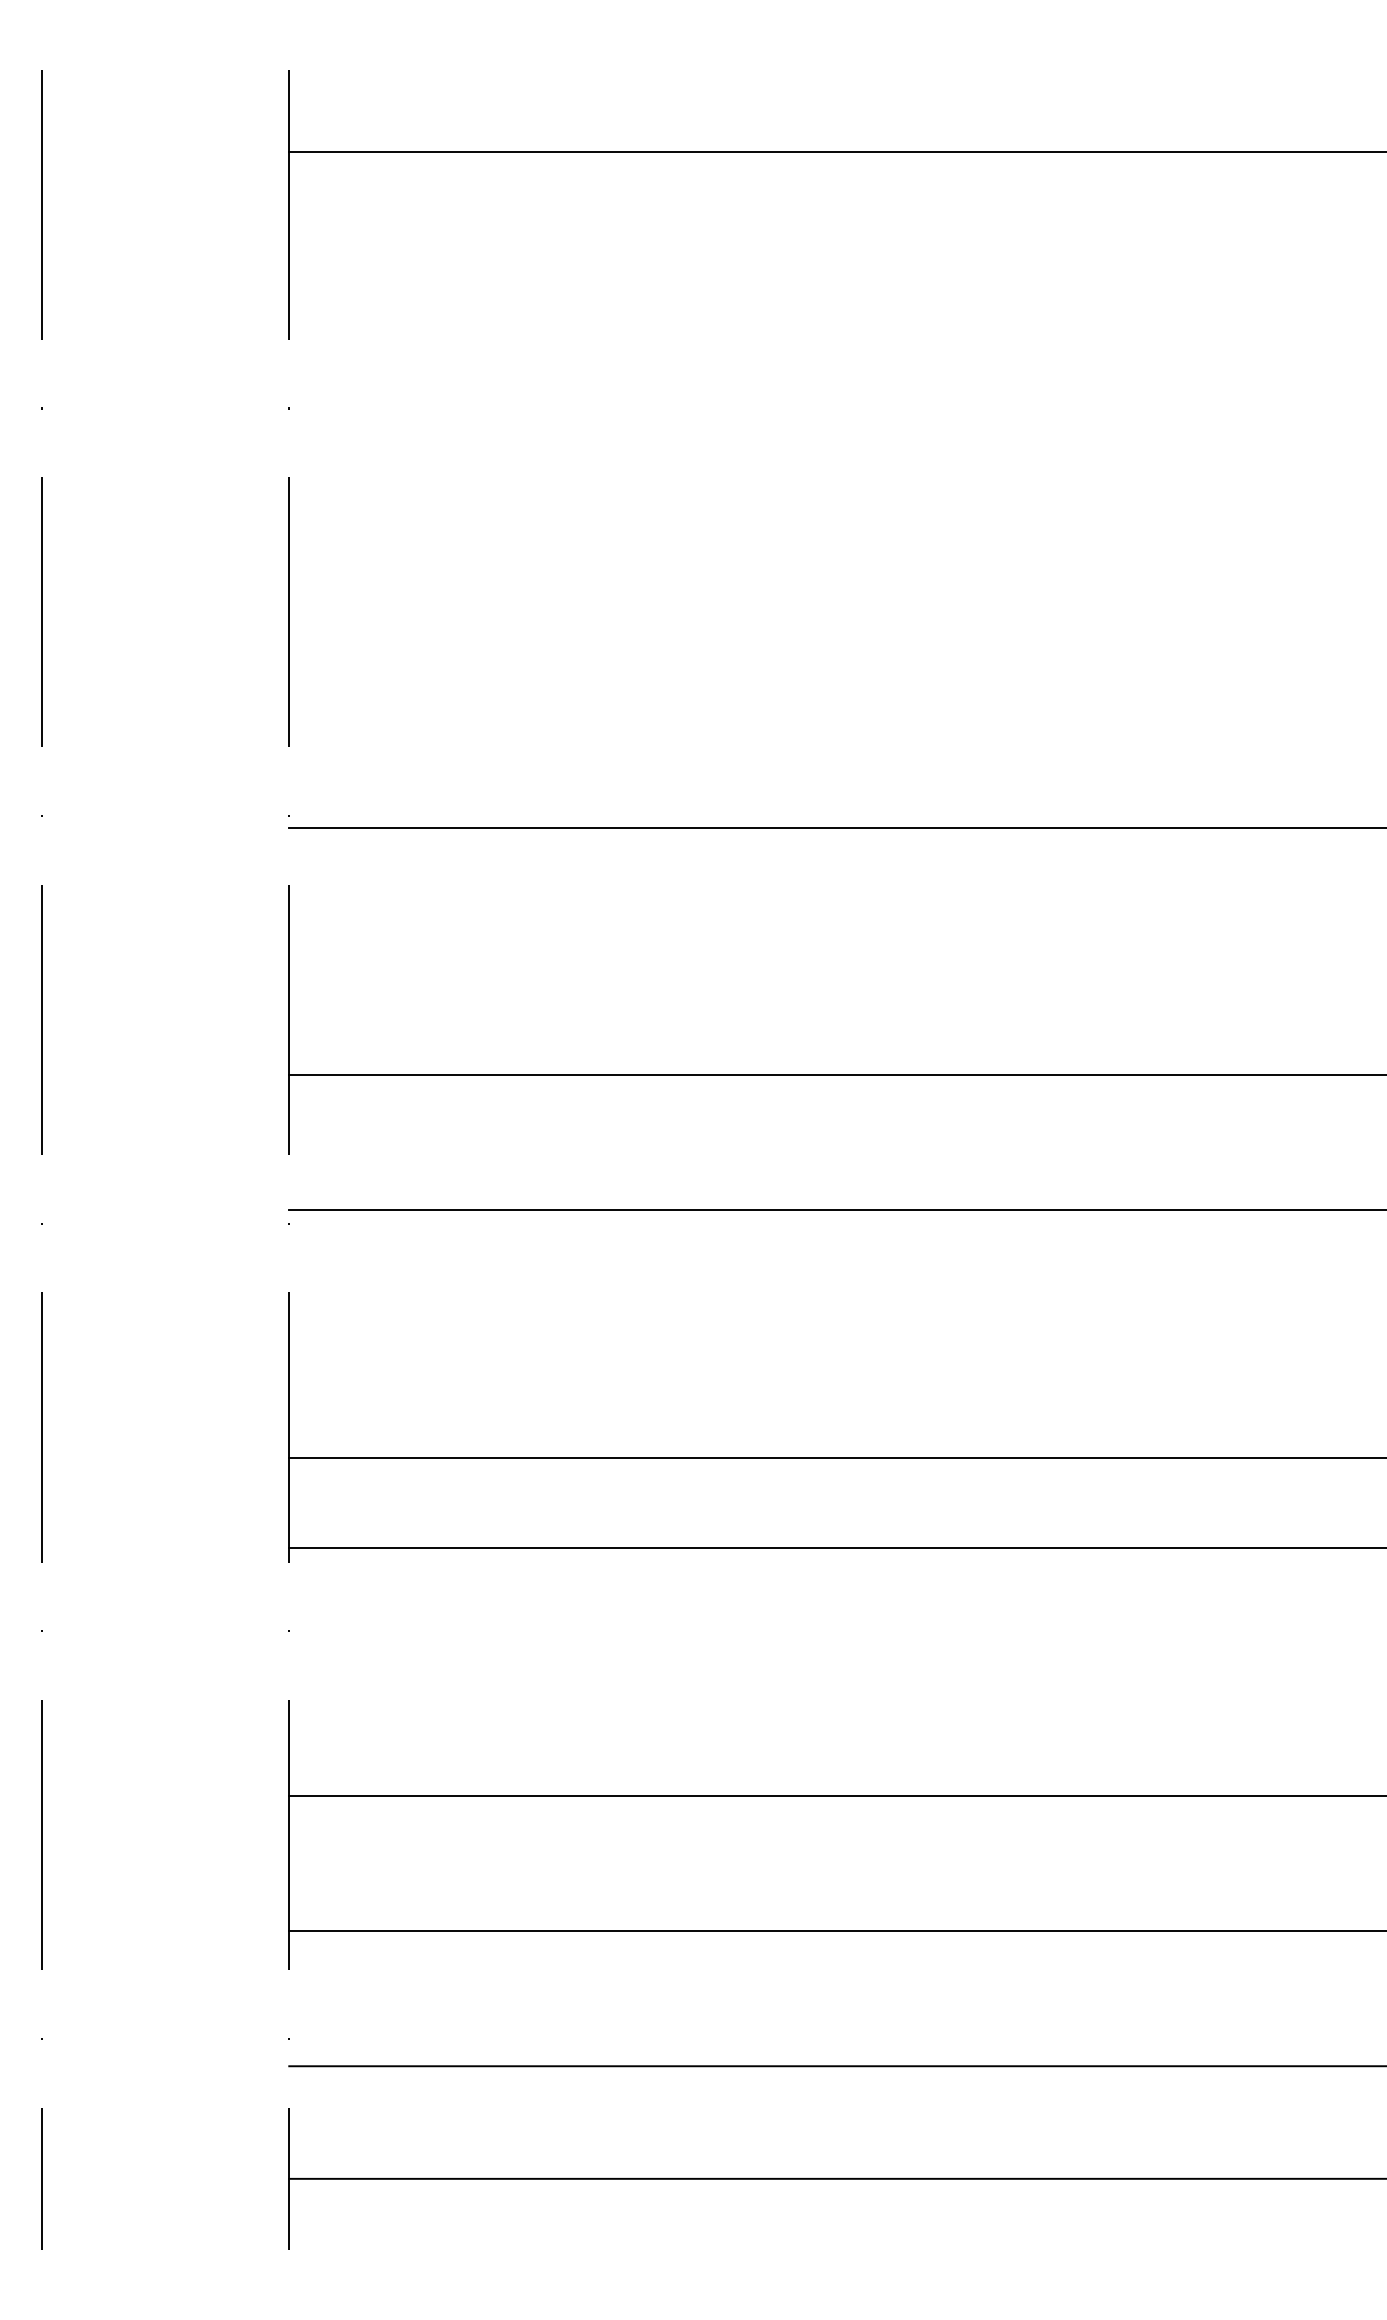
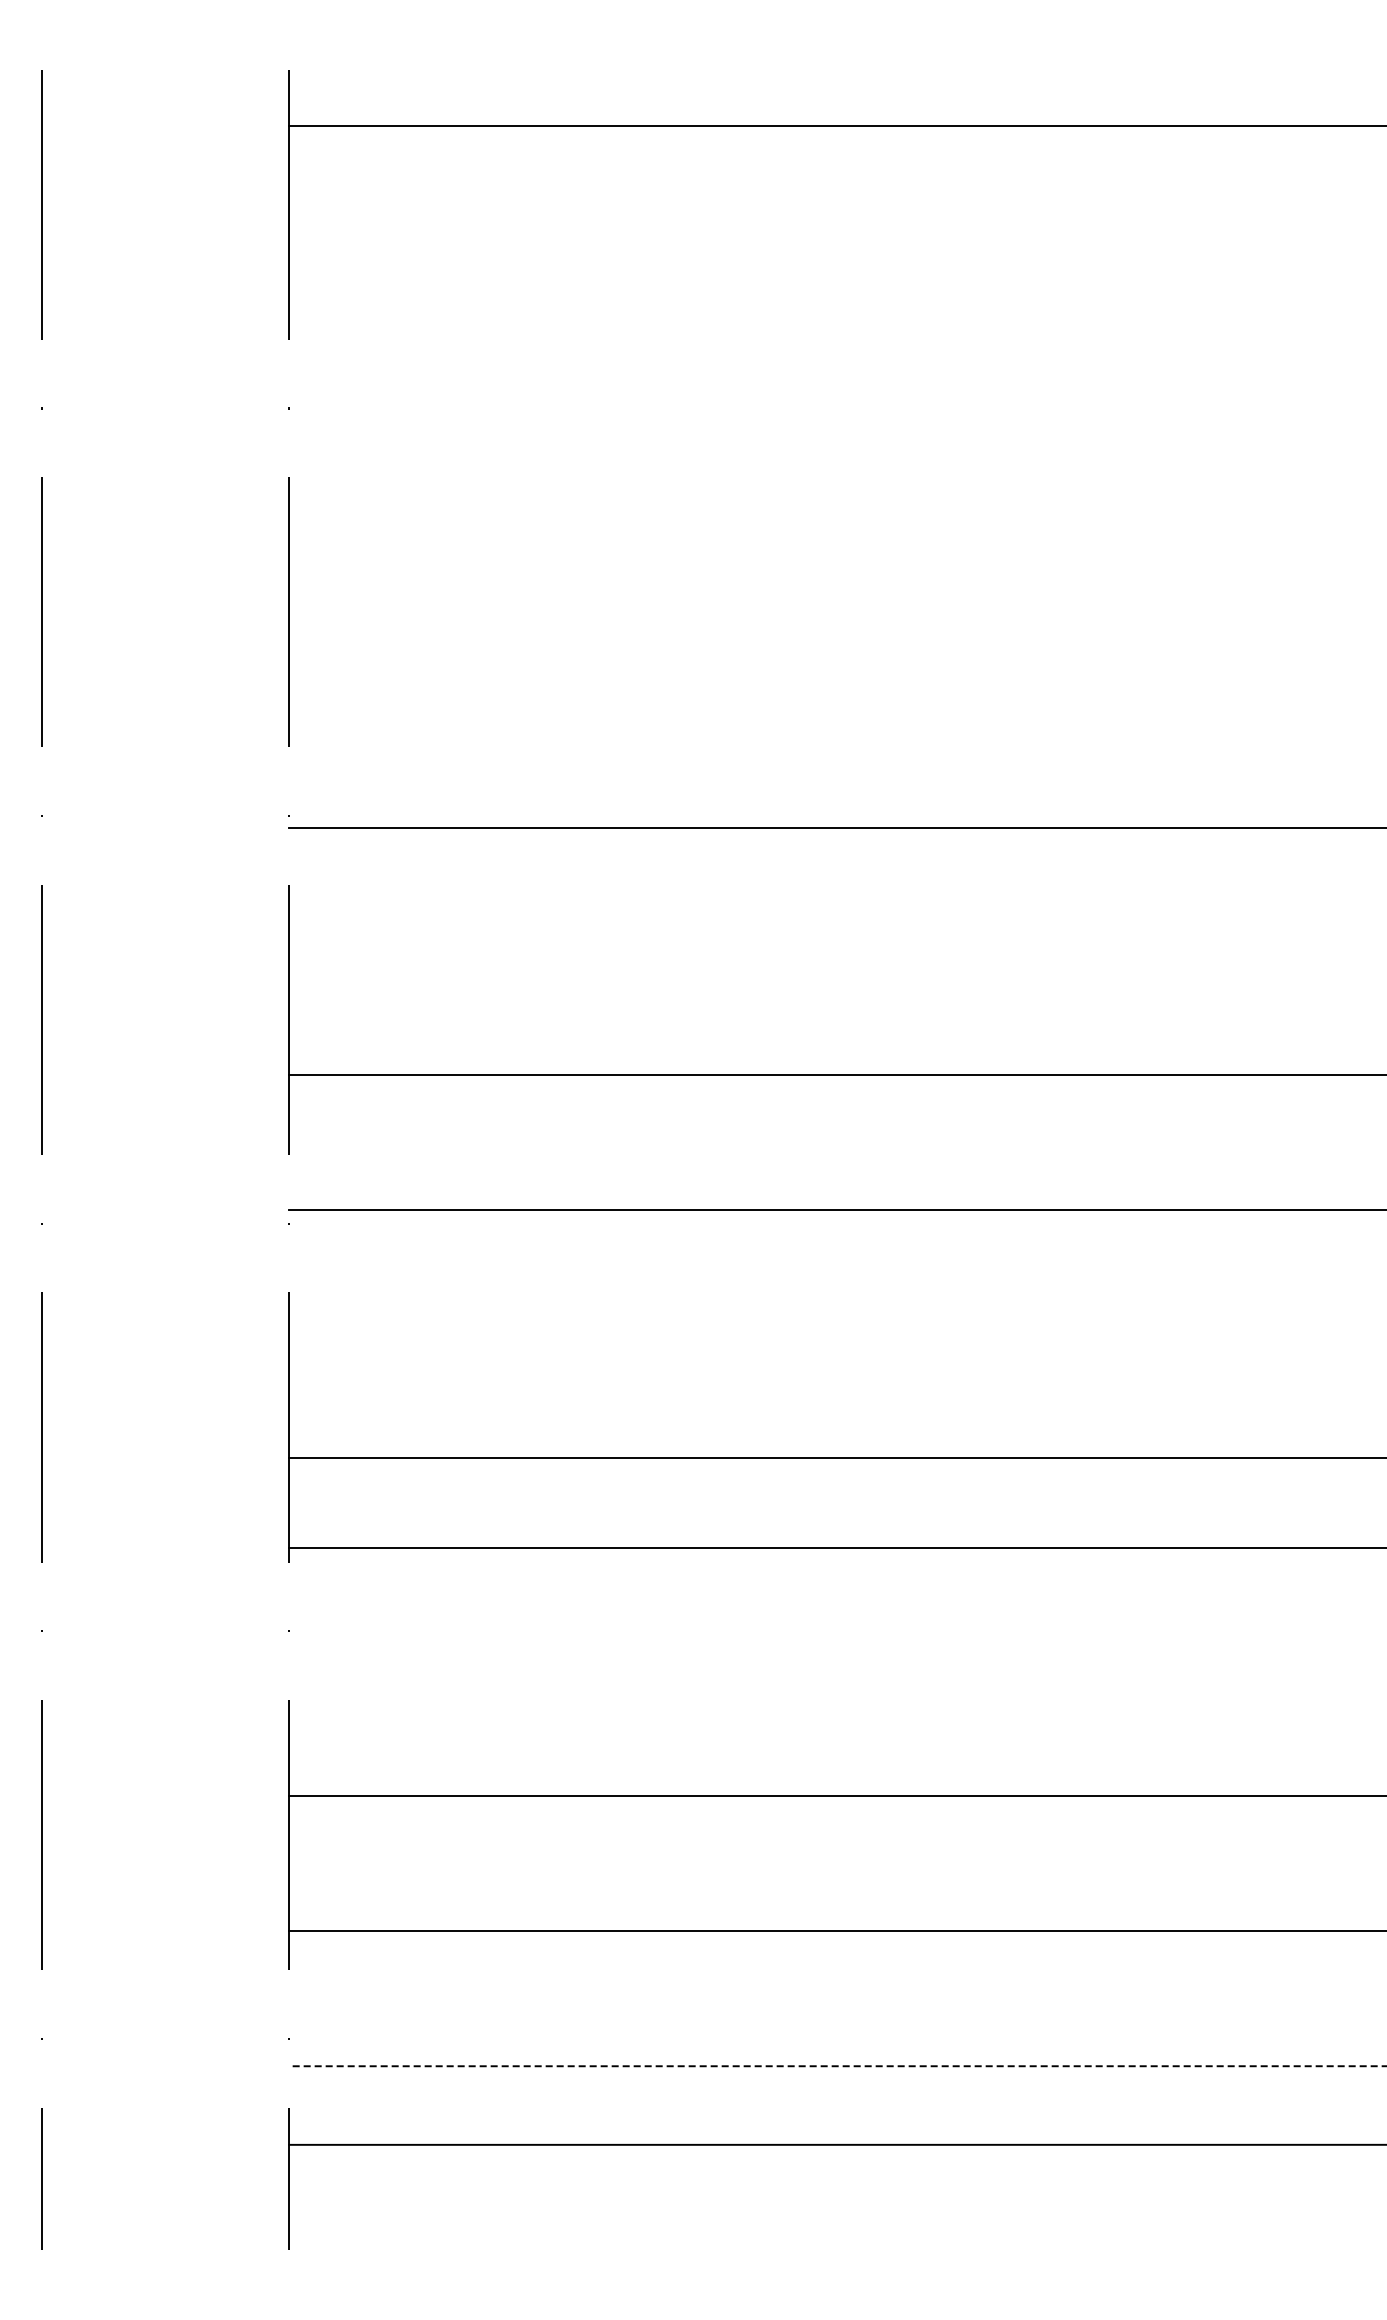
line position: (836, 152) -> (836, 126) (836, 126)
line: solid -> dashed (838, 2066)
line position: (836, 2178) -> (836, 2144) (836, 2144)
